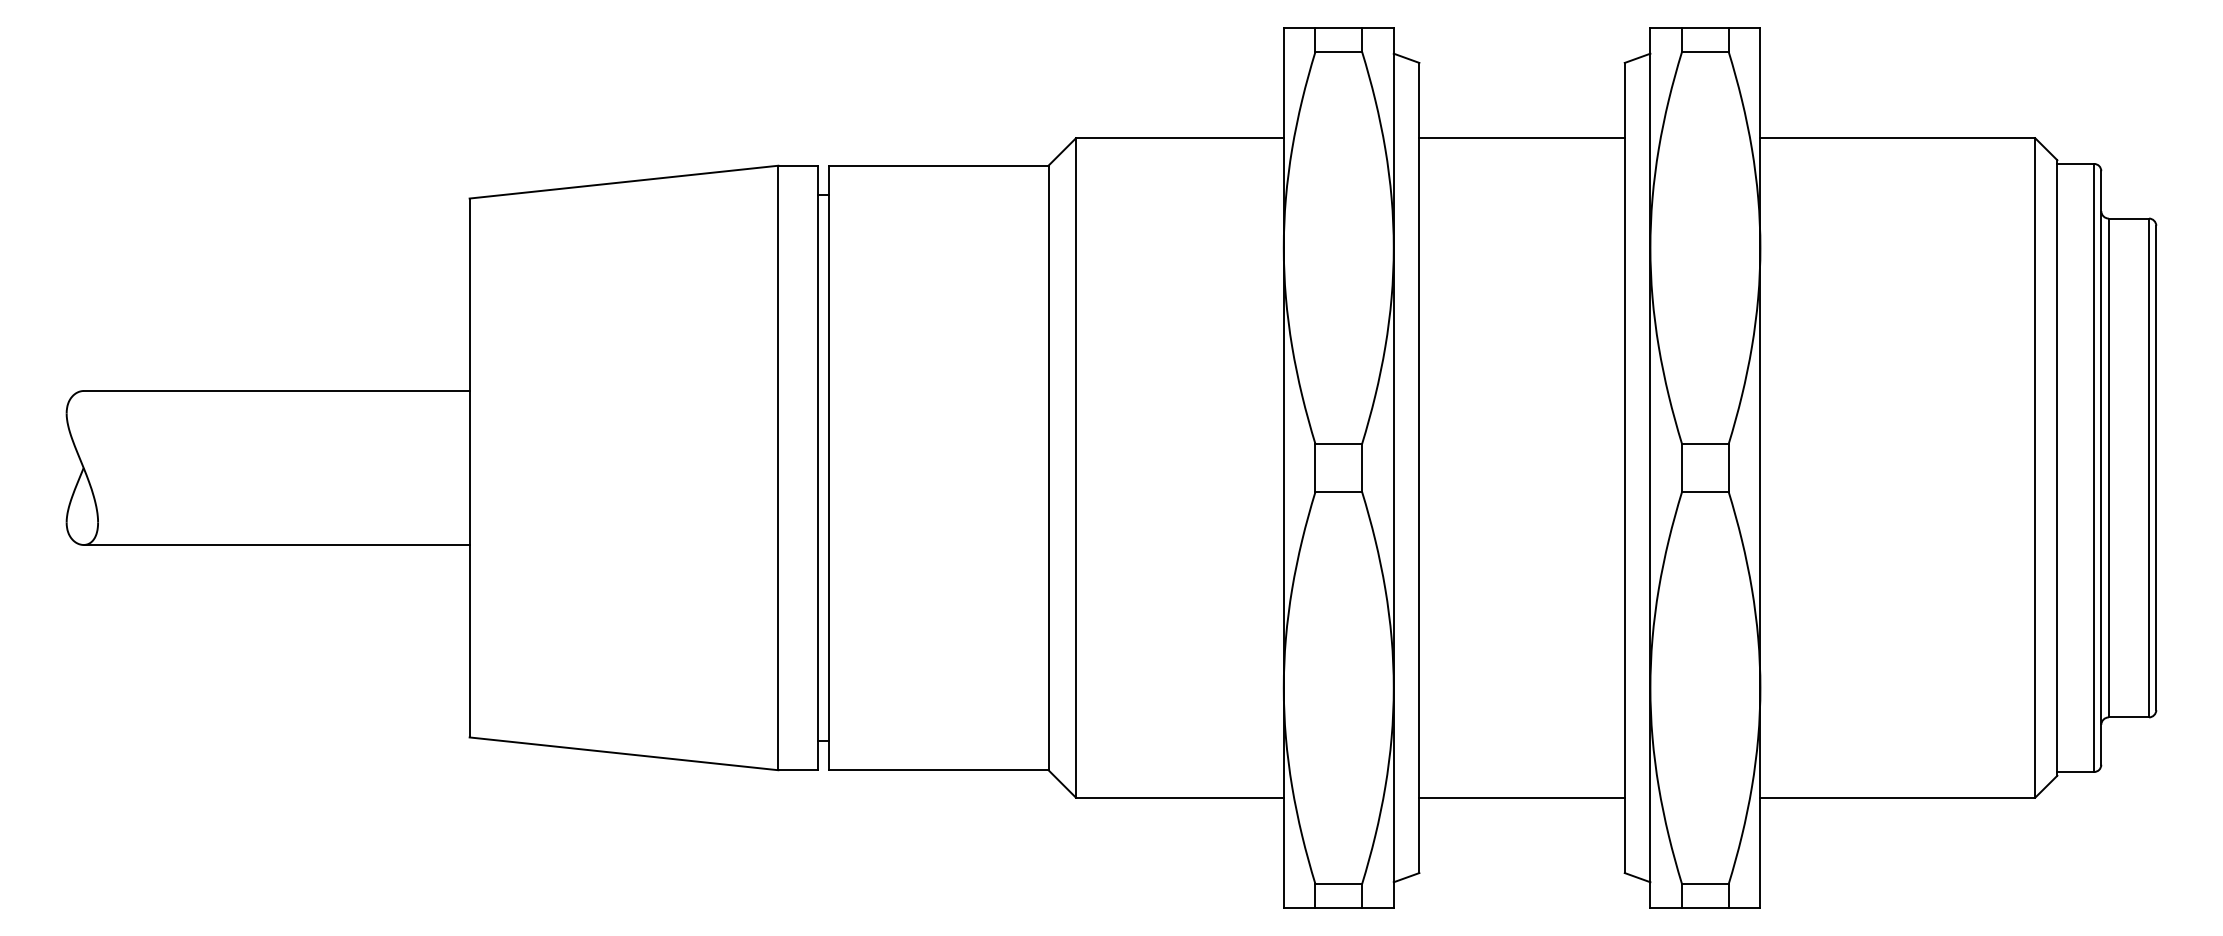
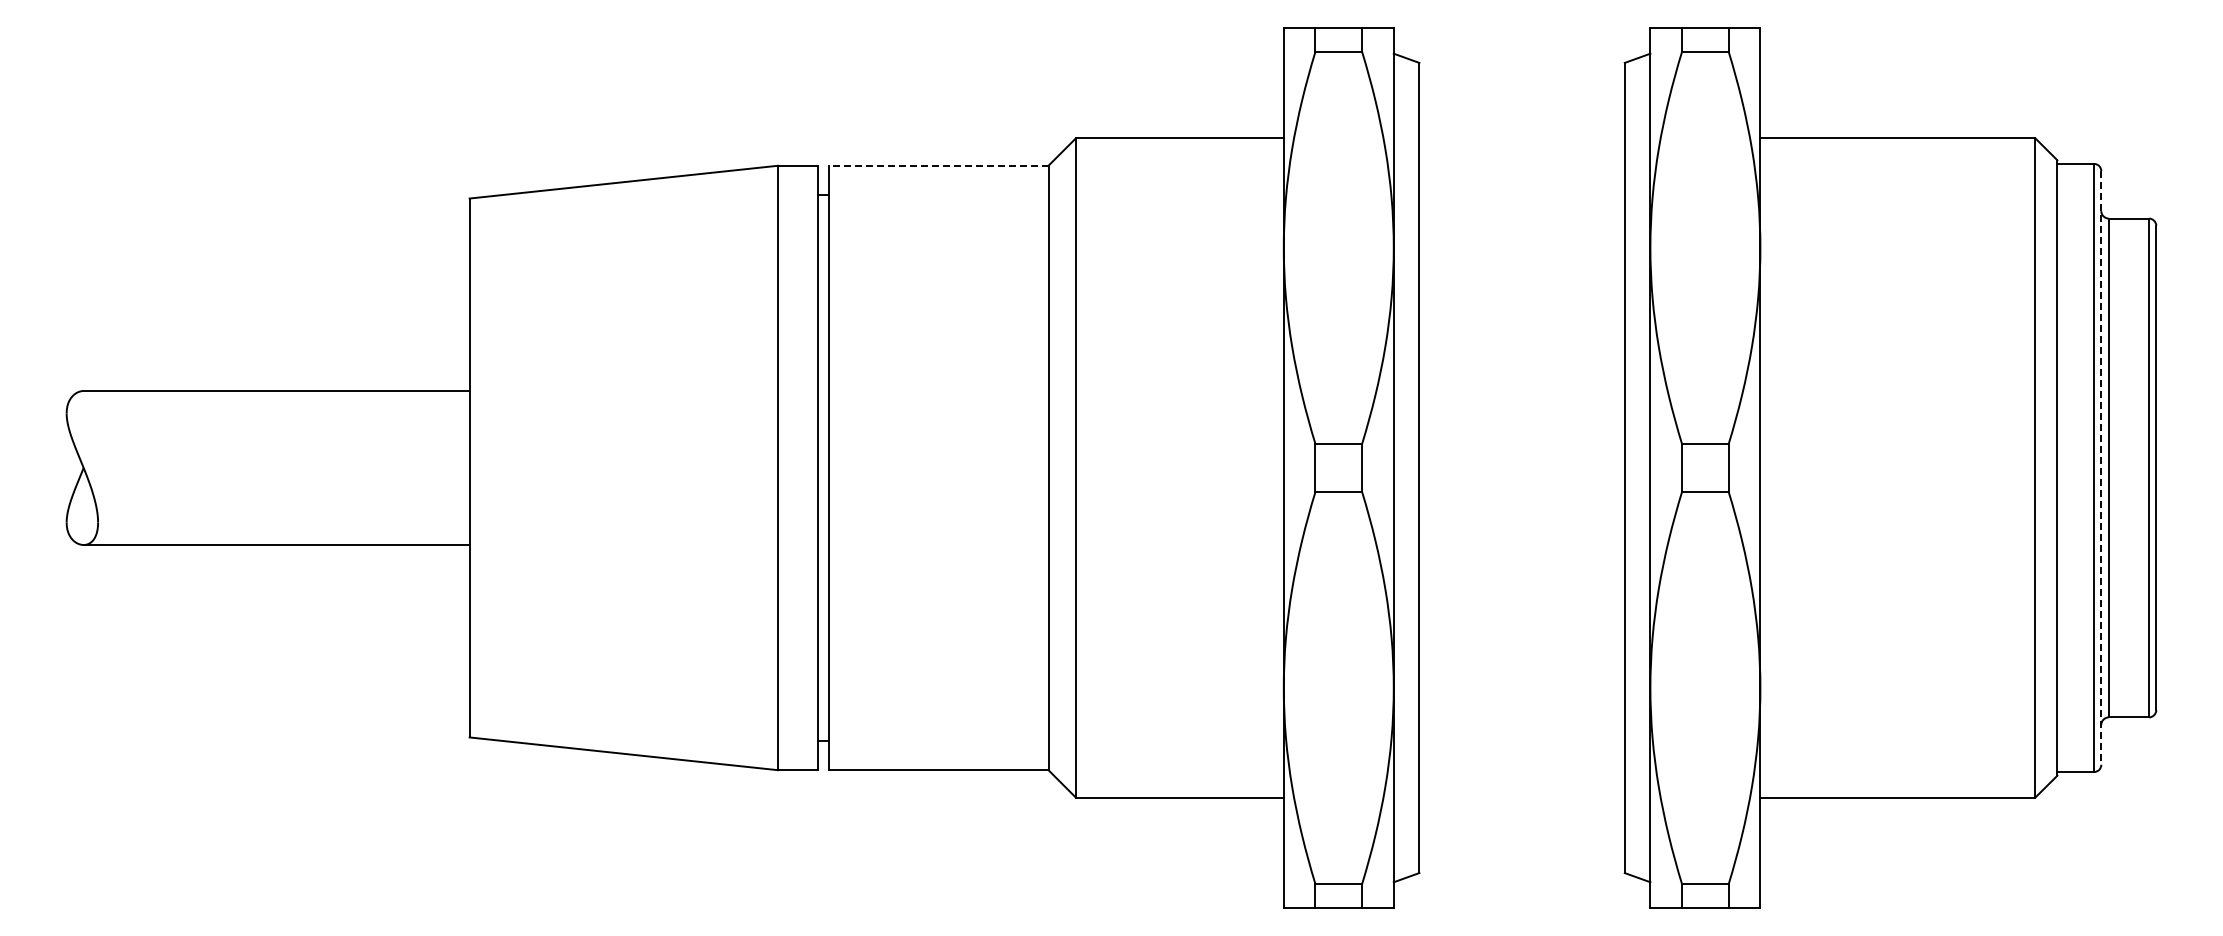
line: present -> none (1521, 138)
line: solid -> dashed (938, 165)
line: solid -> dashed (2101, 467)
line: present -> none (1521, 797)
